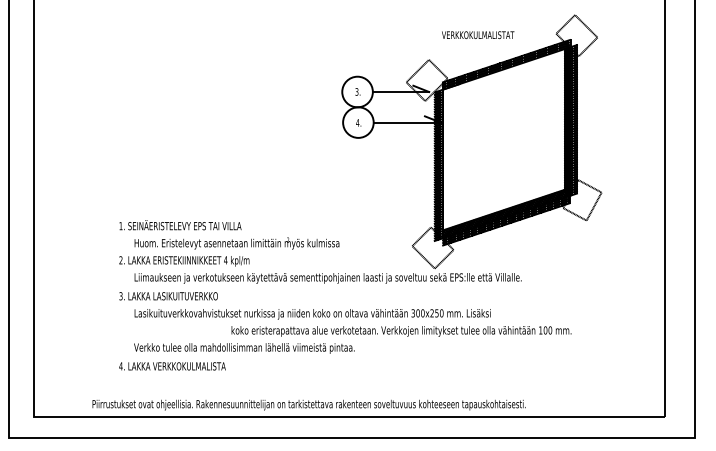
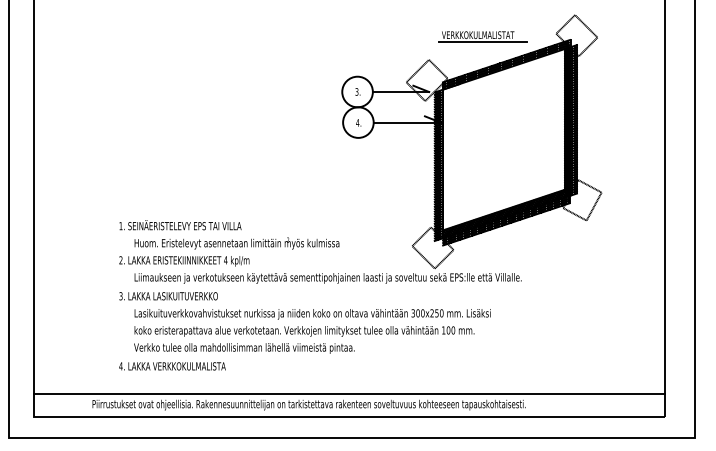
line: none -> present (482, 41)
text position: (401, 331) -> (304, 331) (304, 331)
line: none -> present (349, 393)
